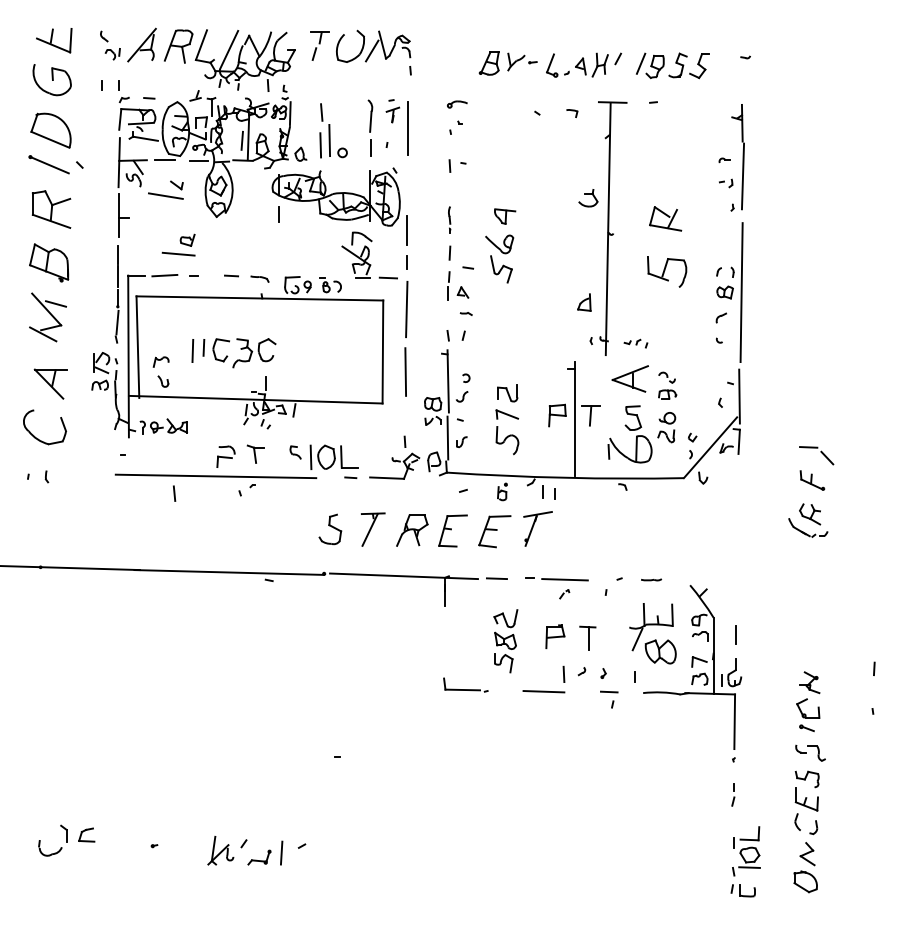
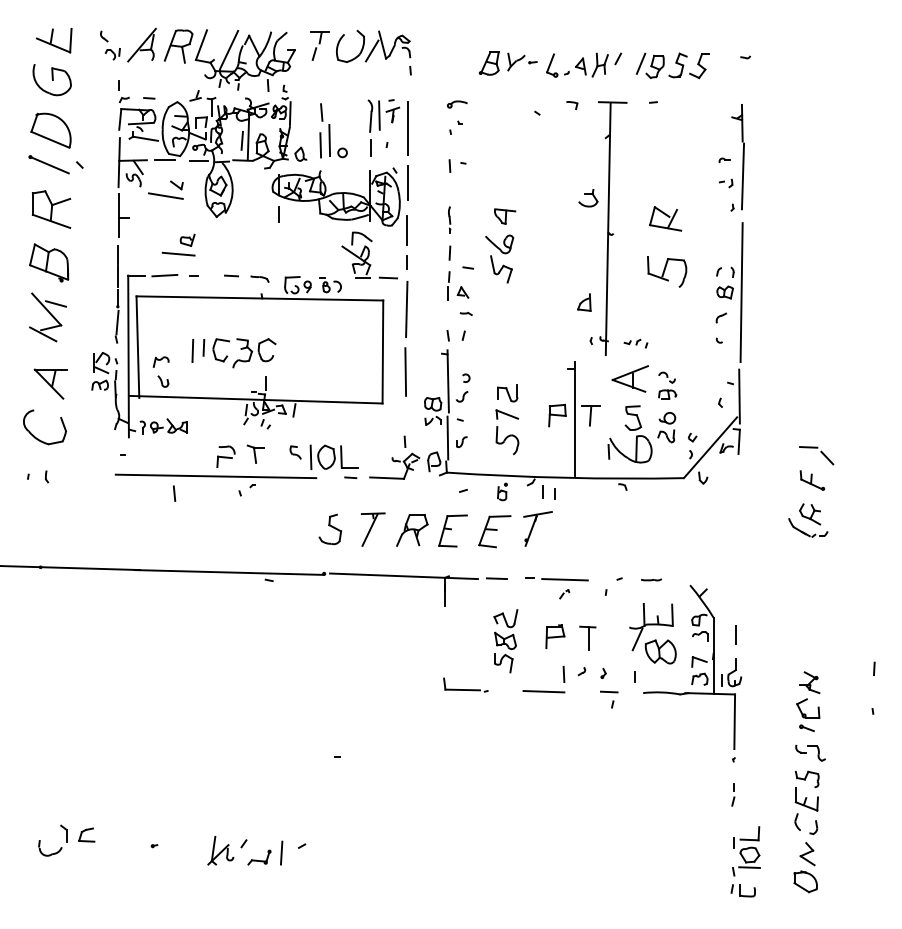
line: present -> none (101, 85)
part position: (572, 113) -> (572, 105) (572, 105)
line: none -> present (379, 115)
line: none -> present (408, 183)
